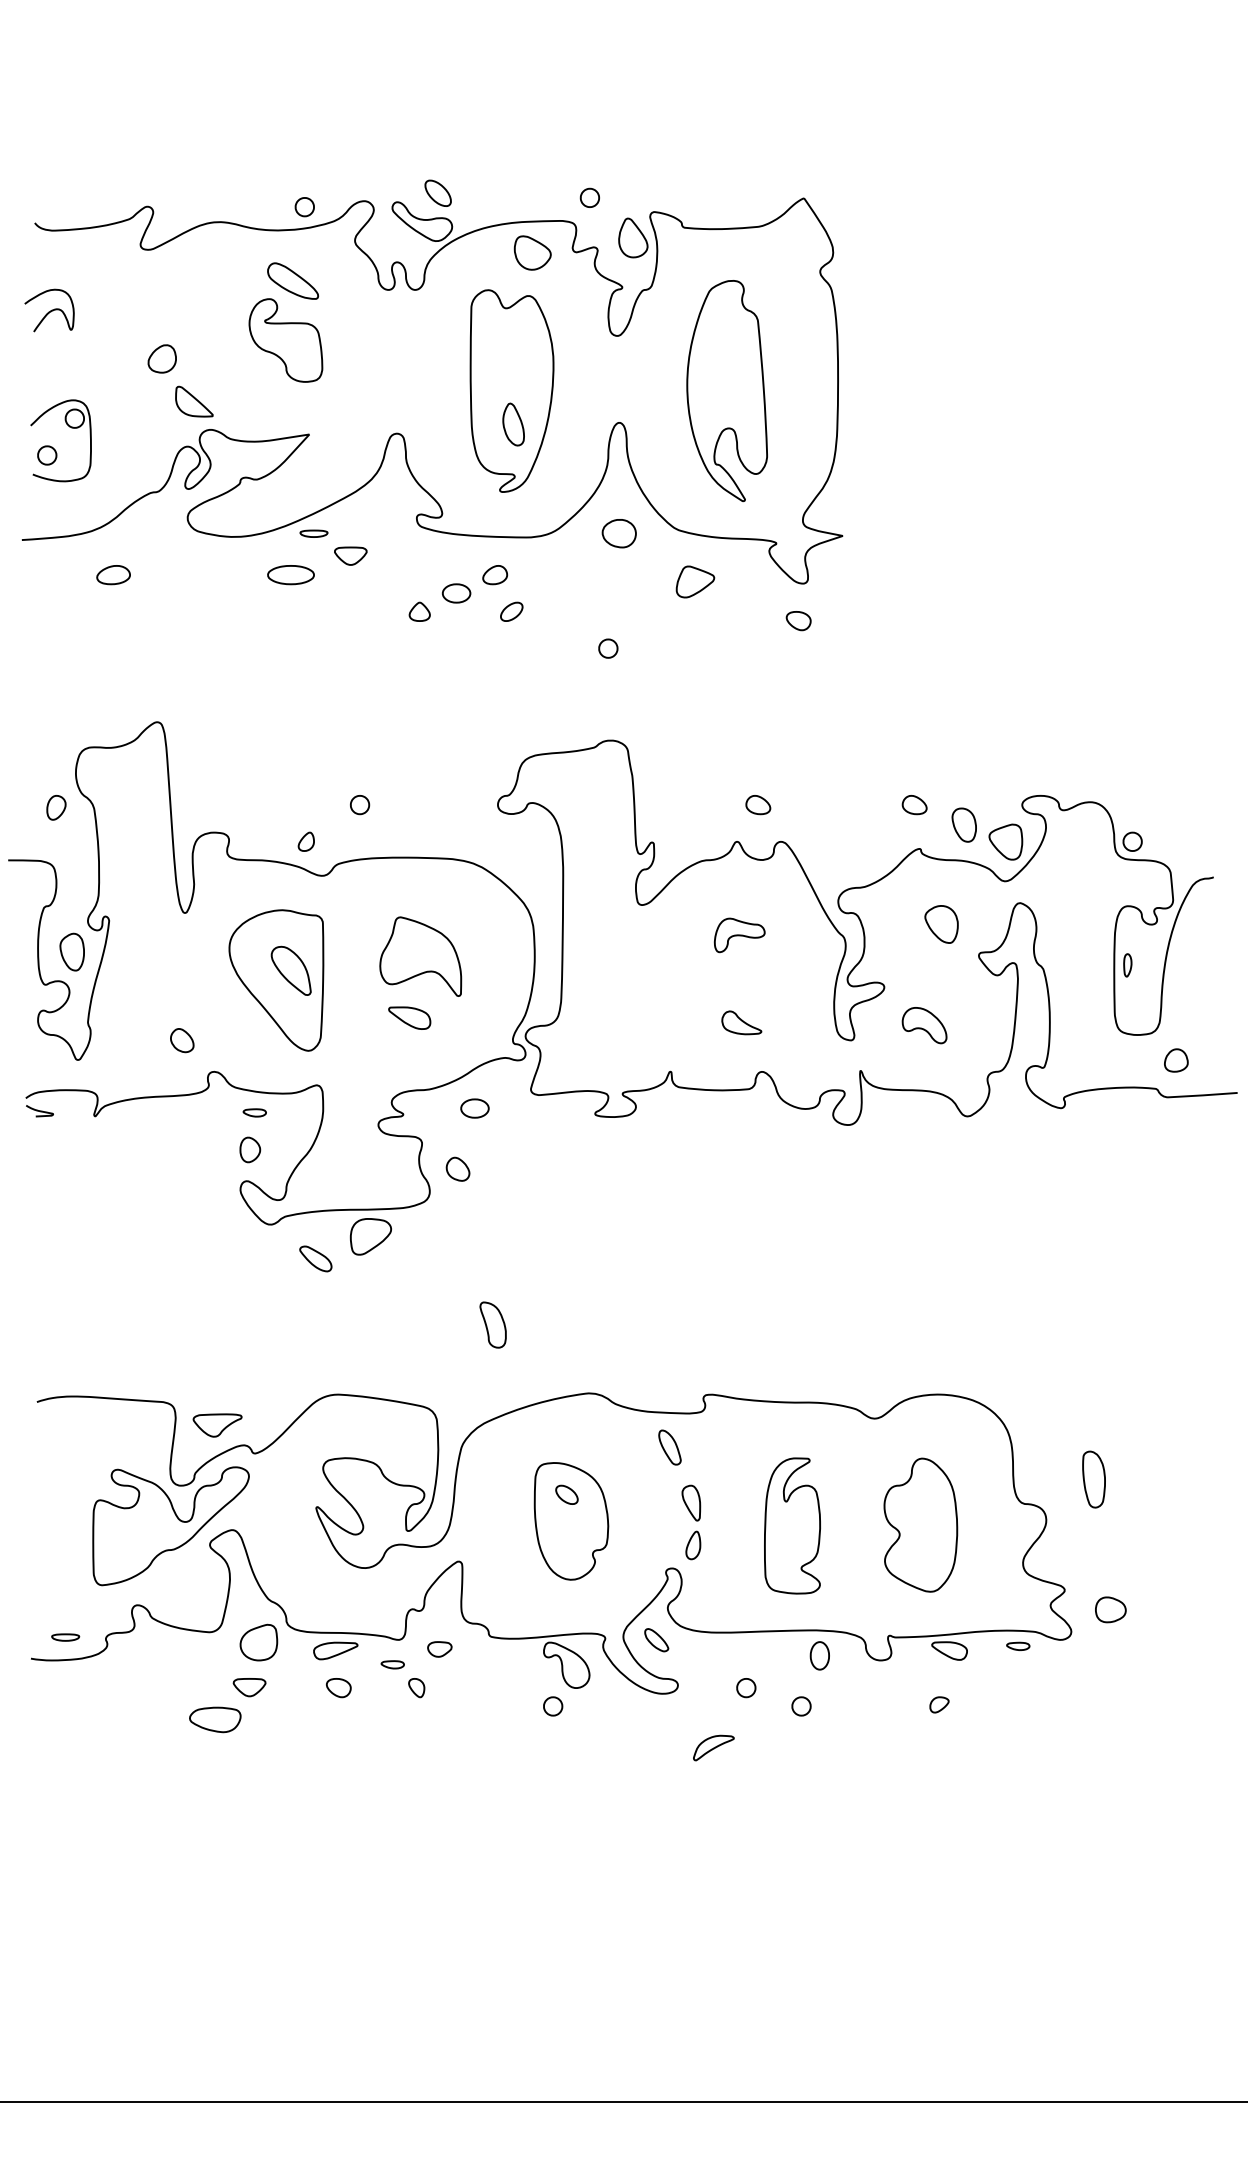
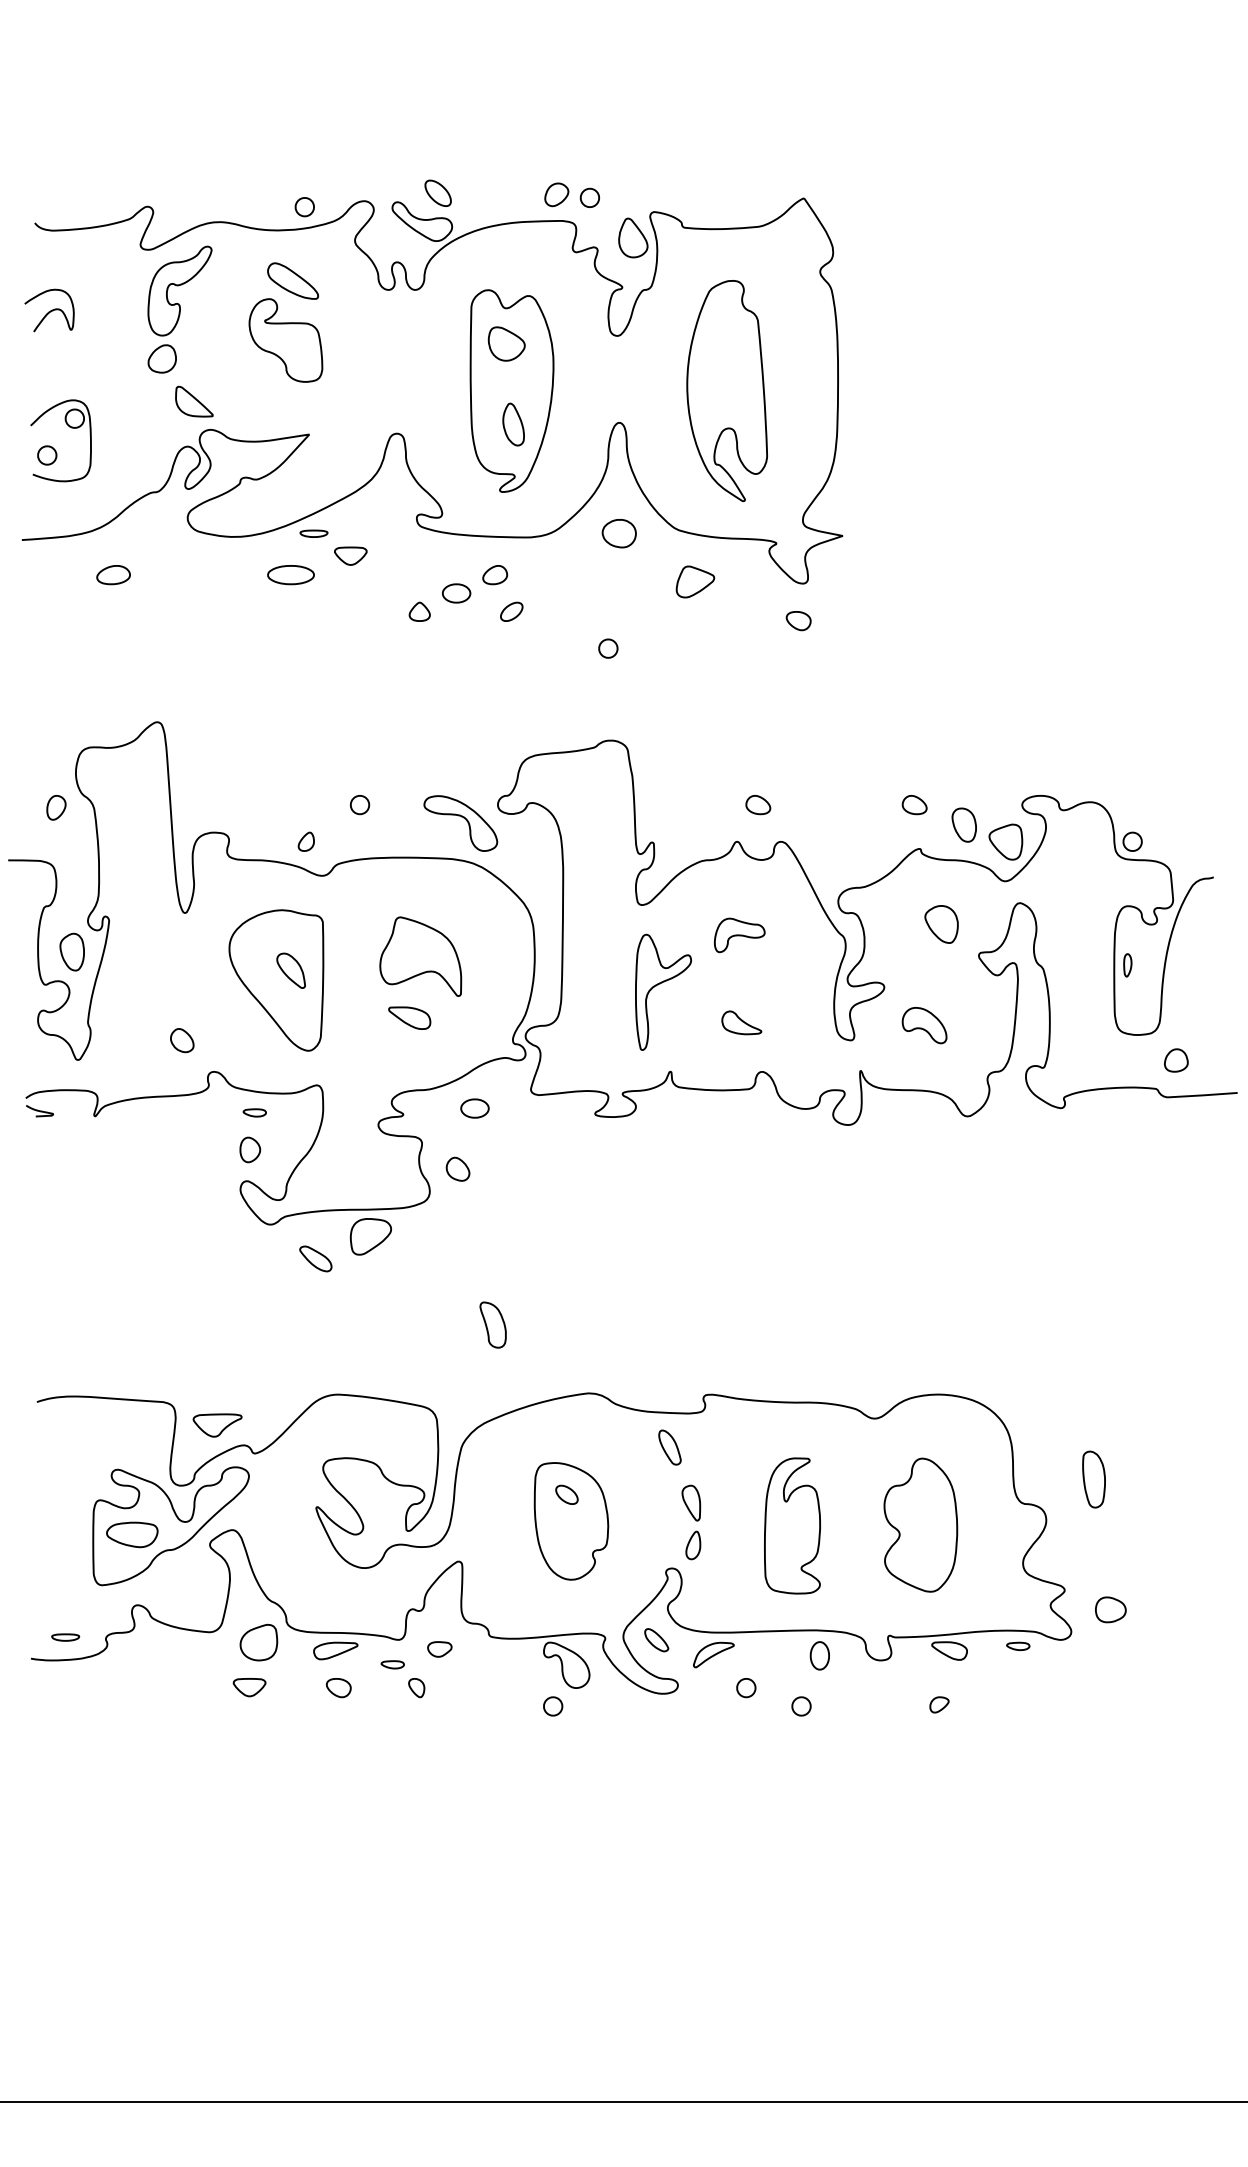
part: none -> present (556, 194)
part position: (532, 252) -> (506, 343) (506, 343)
part: none -> present (179, 290)
part: none -> present (460, 823)
part size: 42x51 px -> 30x37 px (290, 970)
part: none -> present (660, 984)
part position: (215, 1719) -> (132, 1534) (132, 1534)
part position: (713, 1747) -> (713, 1654) (713, 1654)
